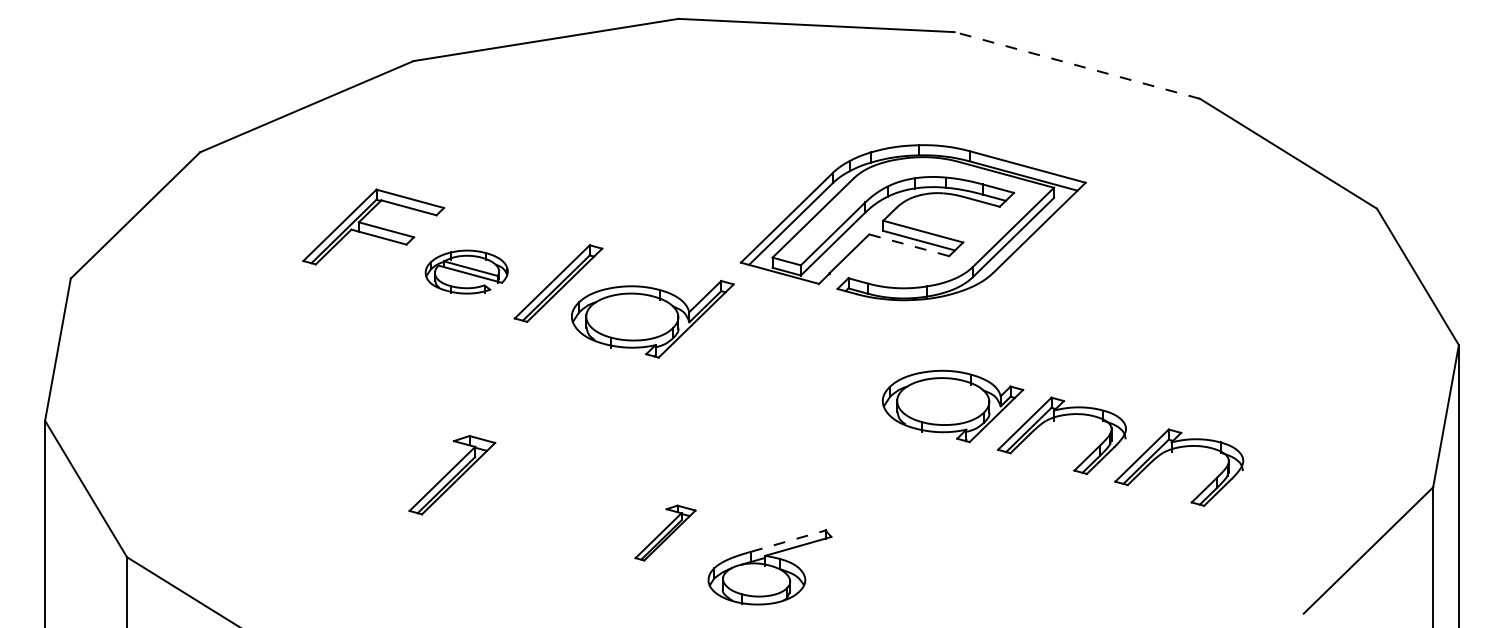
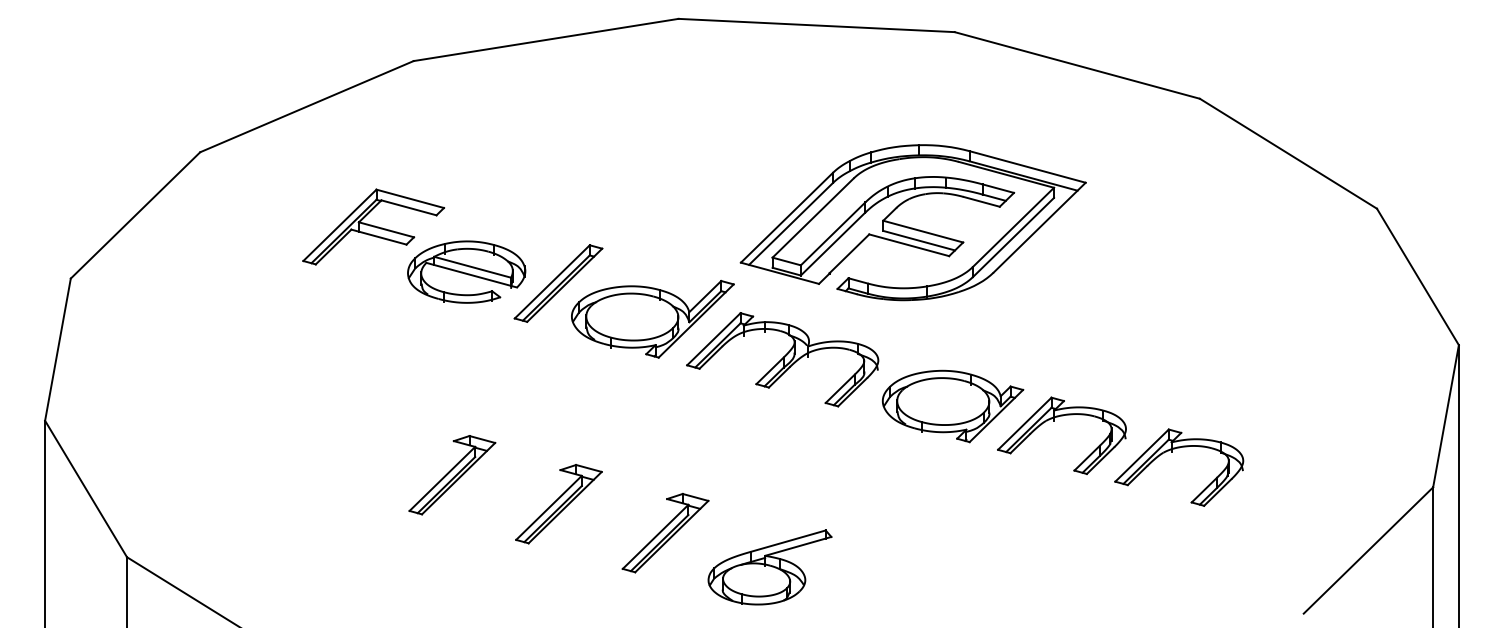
line: dashed -> solid (1076, 65)
line: dashed -> solid (908, 245)
part size: 85x46 px -> 120x64 px (466, 271)
part: none -> present (782, 359)
part: none -> present (558, 504)
part size: 63x58 px -> 89x82 px (665, 532)
line: dashed -> solid (788, 541)
